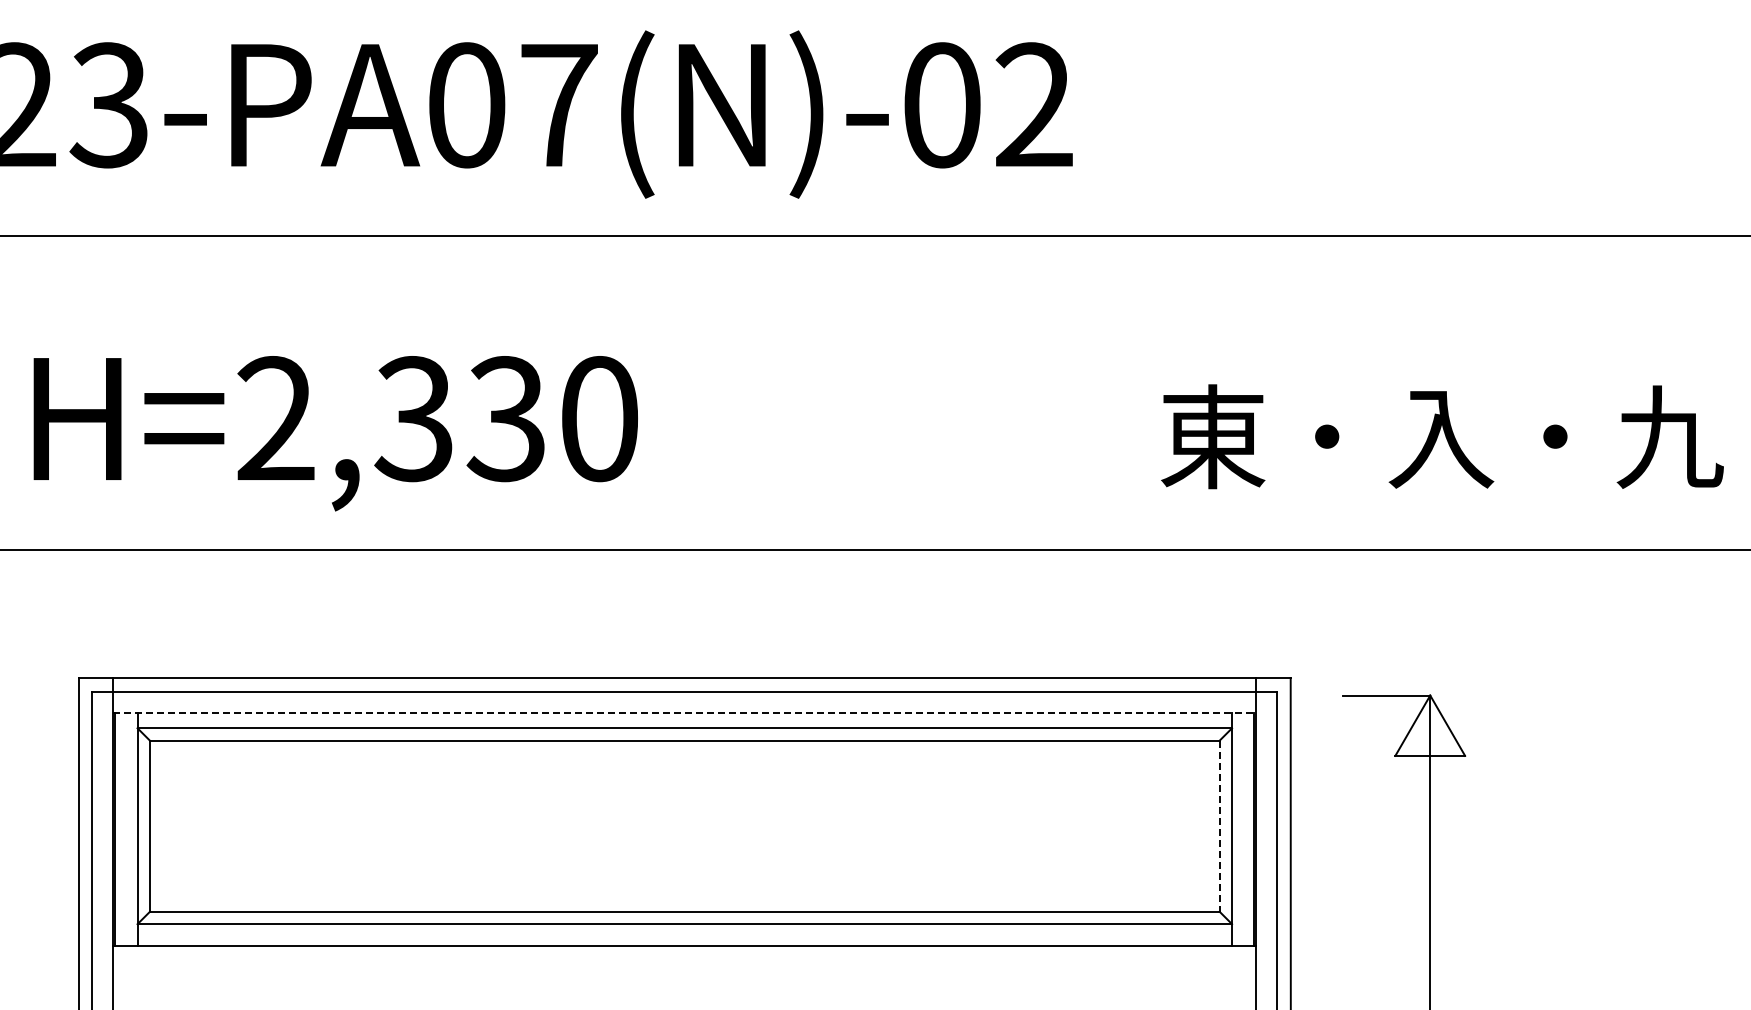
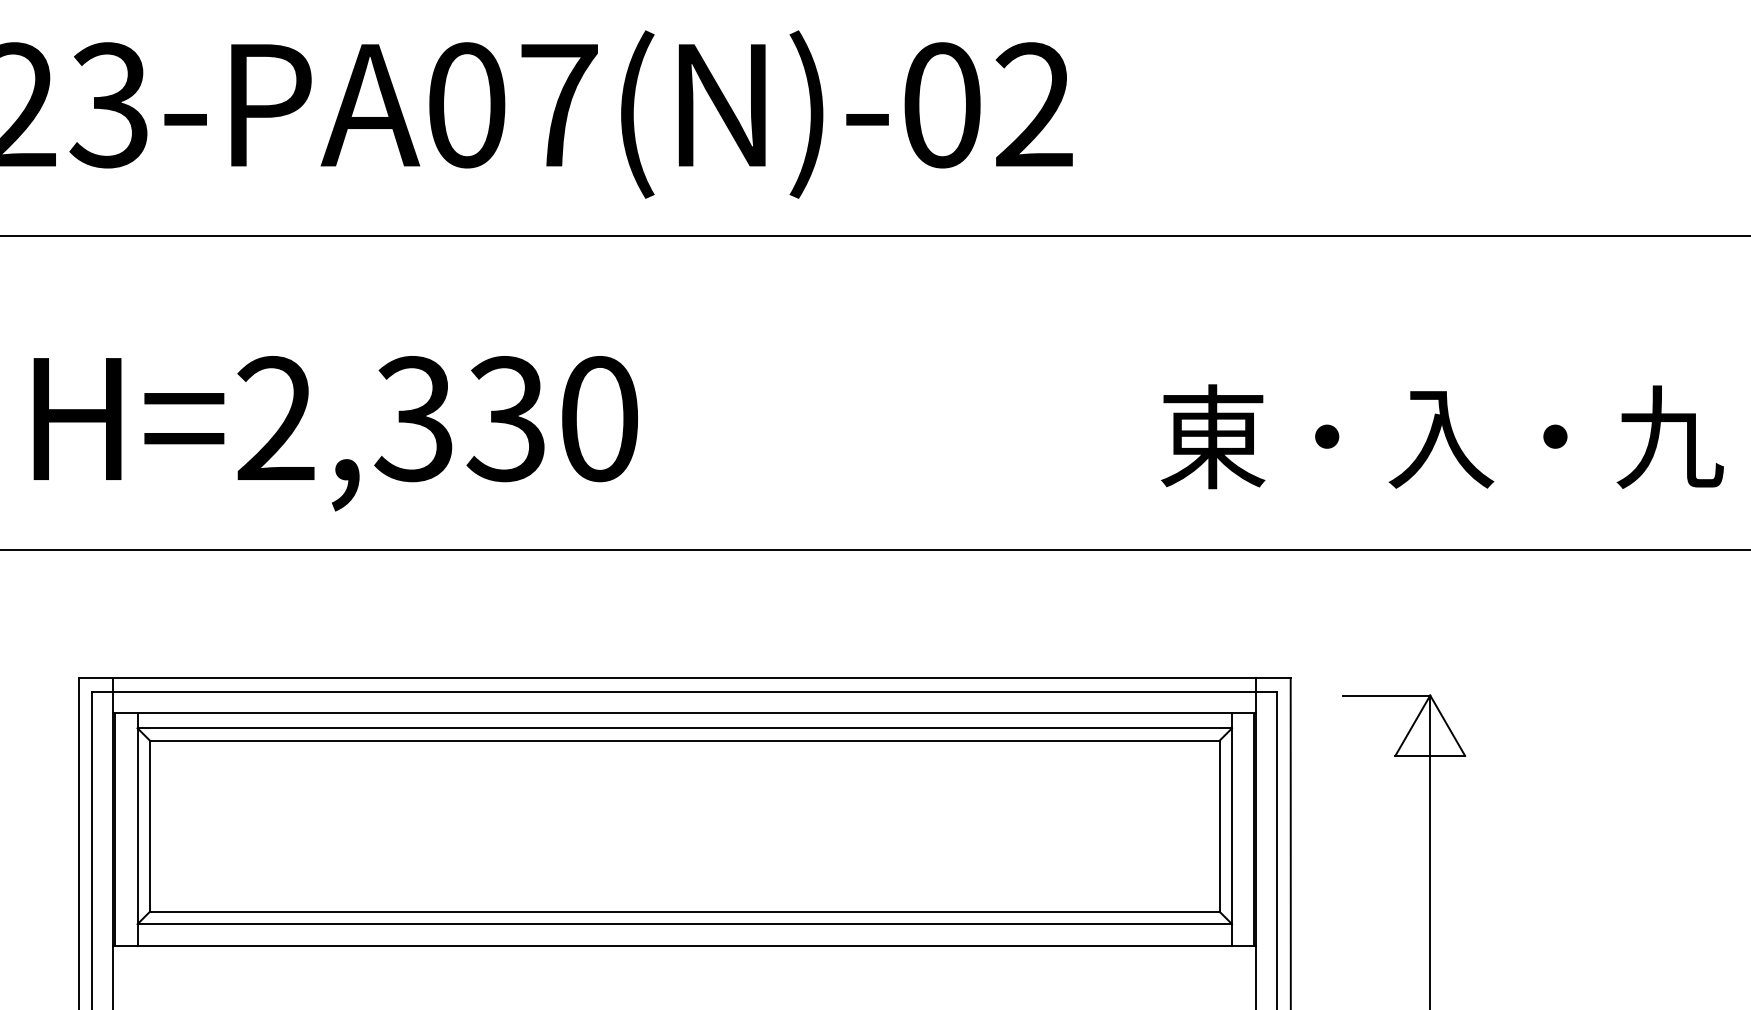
line: dashed -> solid (684, 712)
line: dashed -> solid (1219, 826)
